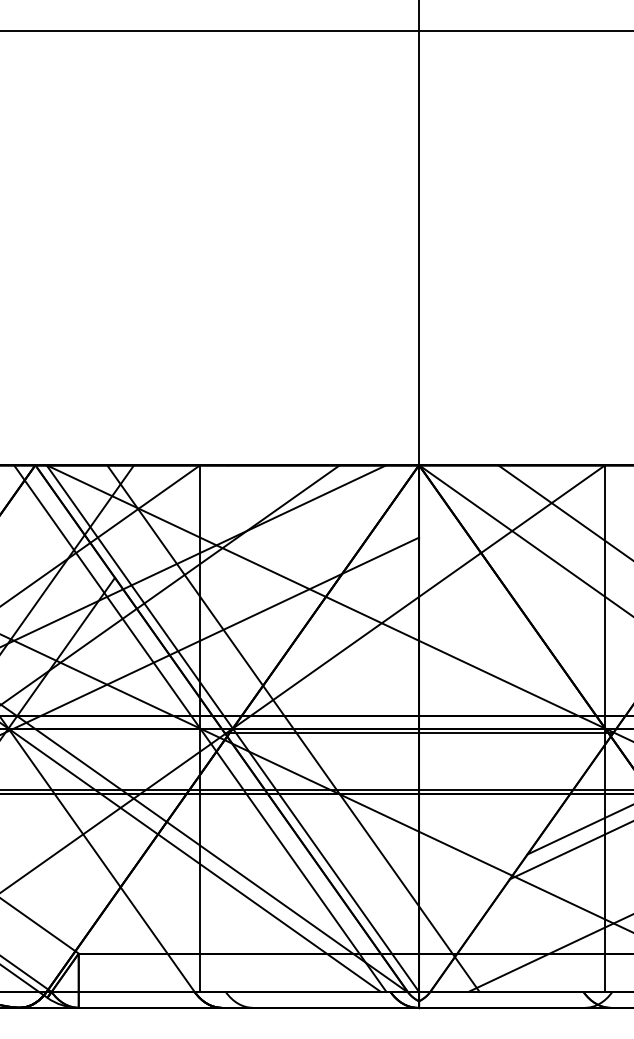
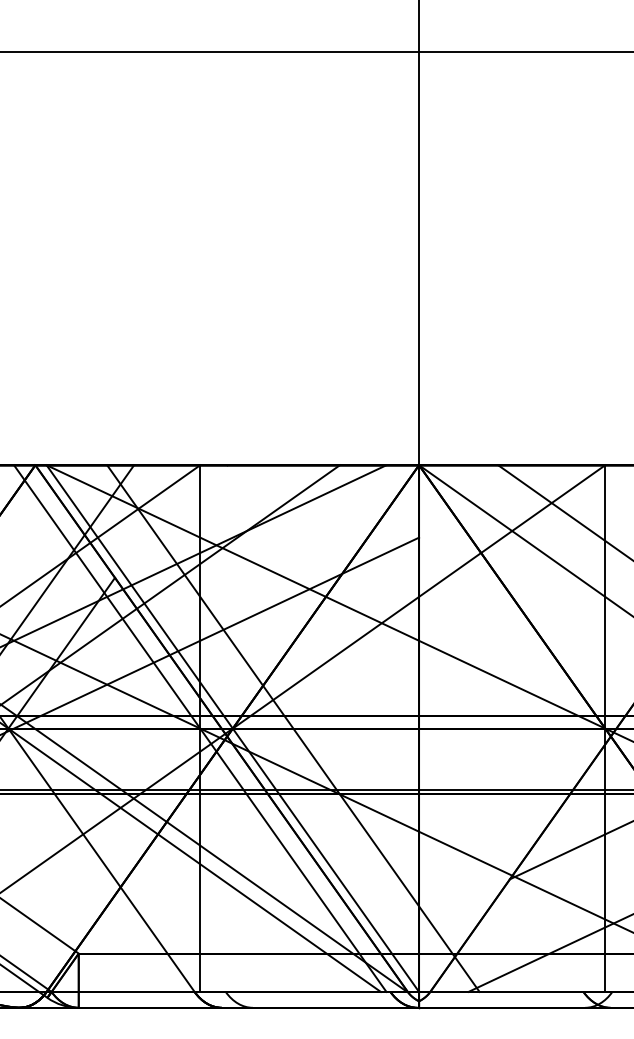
line position: (316, 31) -> (316, 52) (316, 52)
line: present -> none (418, 733)
line: present -> none (578, 829)
